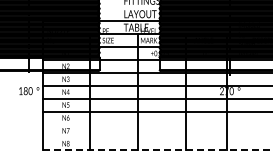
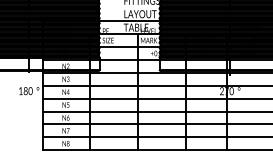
line: none -> present (155, 124)
line: none -> present (155, 137)
line: dashed -> solid (158, 150)
